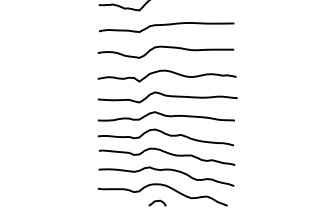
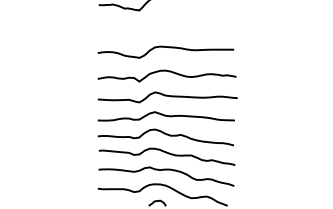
curve: present -> none (166, 25)
